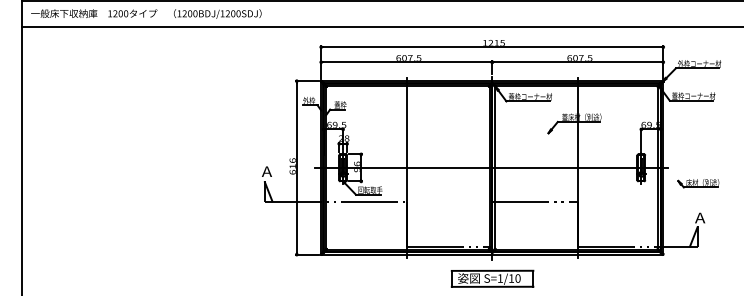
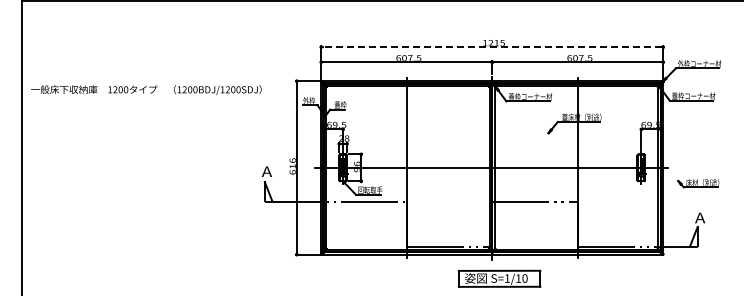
text position: (146, 13) -> (146, 89) (146, 89)
line: present -> none (381, 26)
line: solid -> dashed (491, 47)
part position: (492, 278) -> (499, 278) (499, 278)
